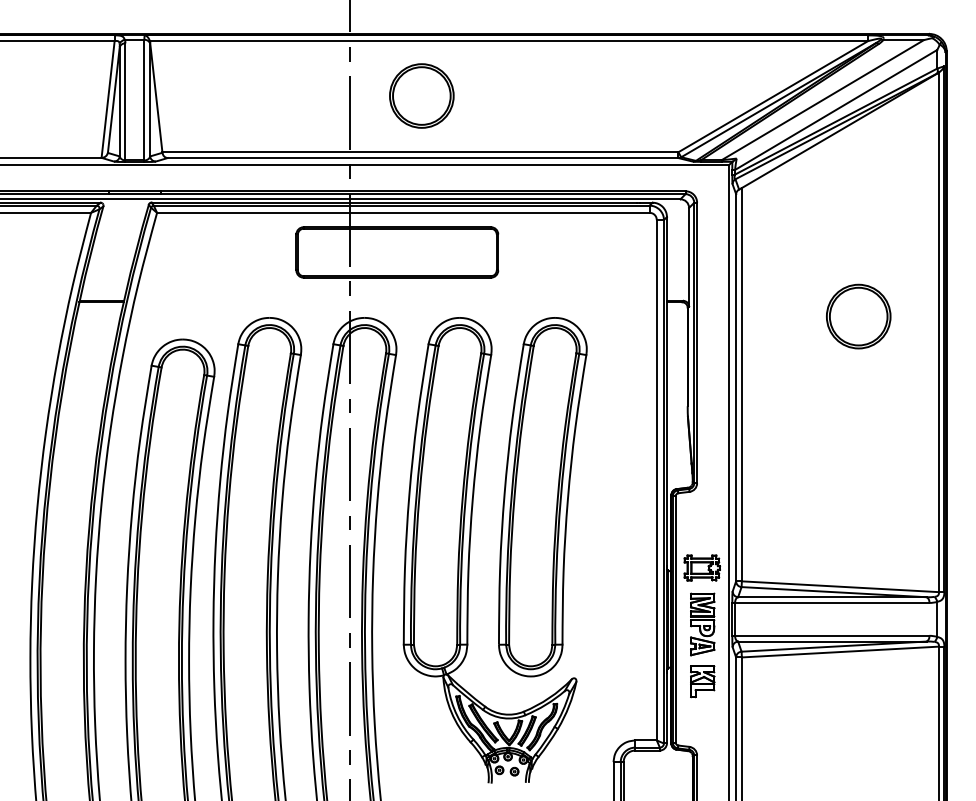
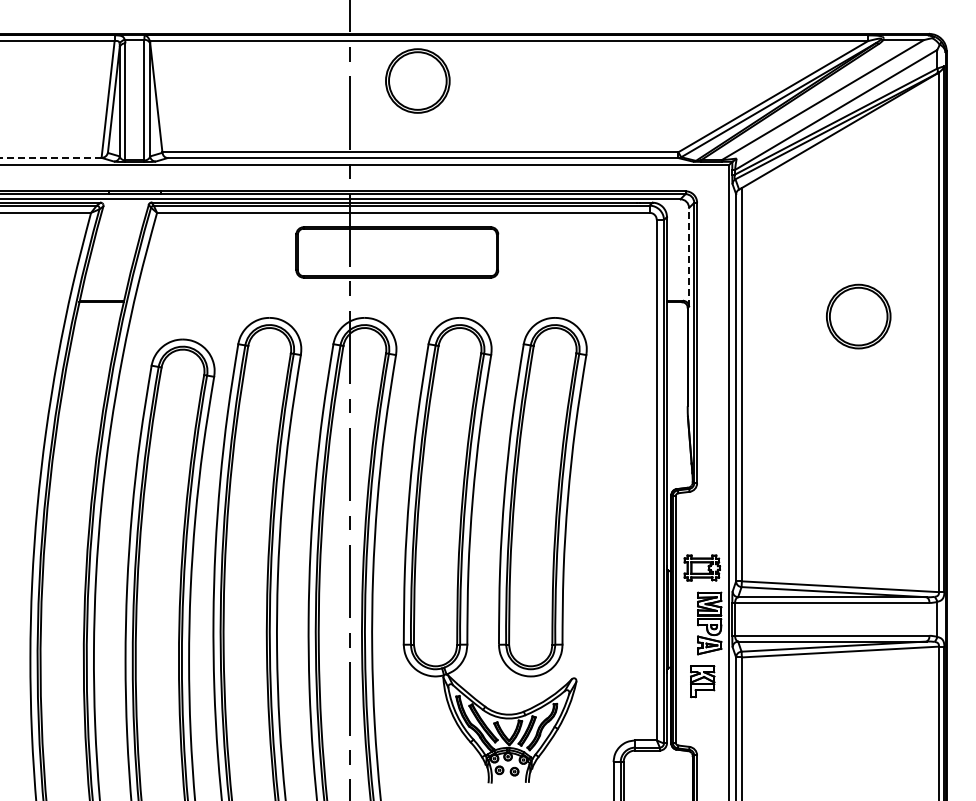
part position: (421, 95) -> (417, 80) (417, 80)
line: solid -> dashed (50, 157)
line: solid -> dashed (689, 256)
part position: (702, 624) -> (709, 623) (709, 623)
